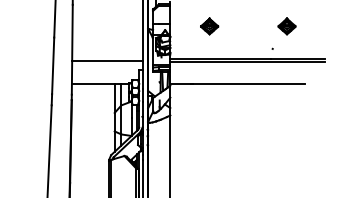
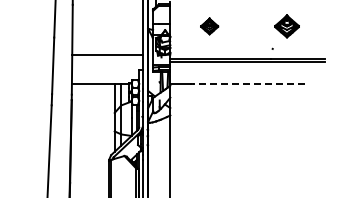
part size: 20x19 px -> 26x25 px (286, 26)
line position: (107, 60) -> (107, 54) (107, 54)
line: solid -> dashed (248, 84)
